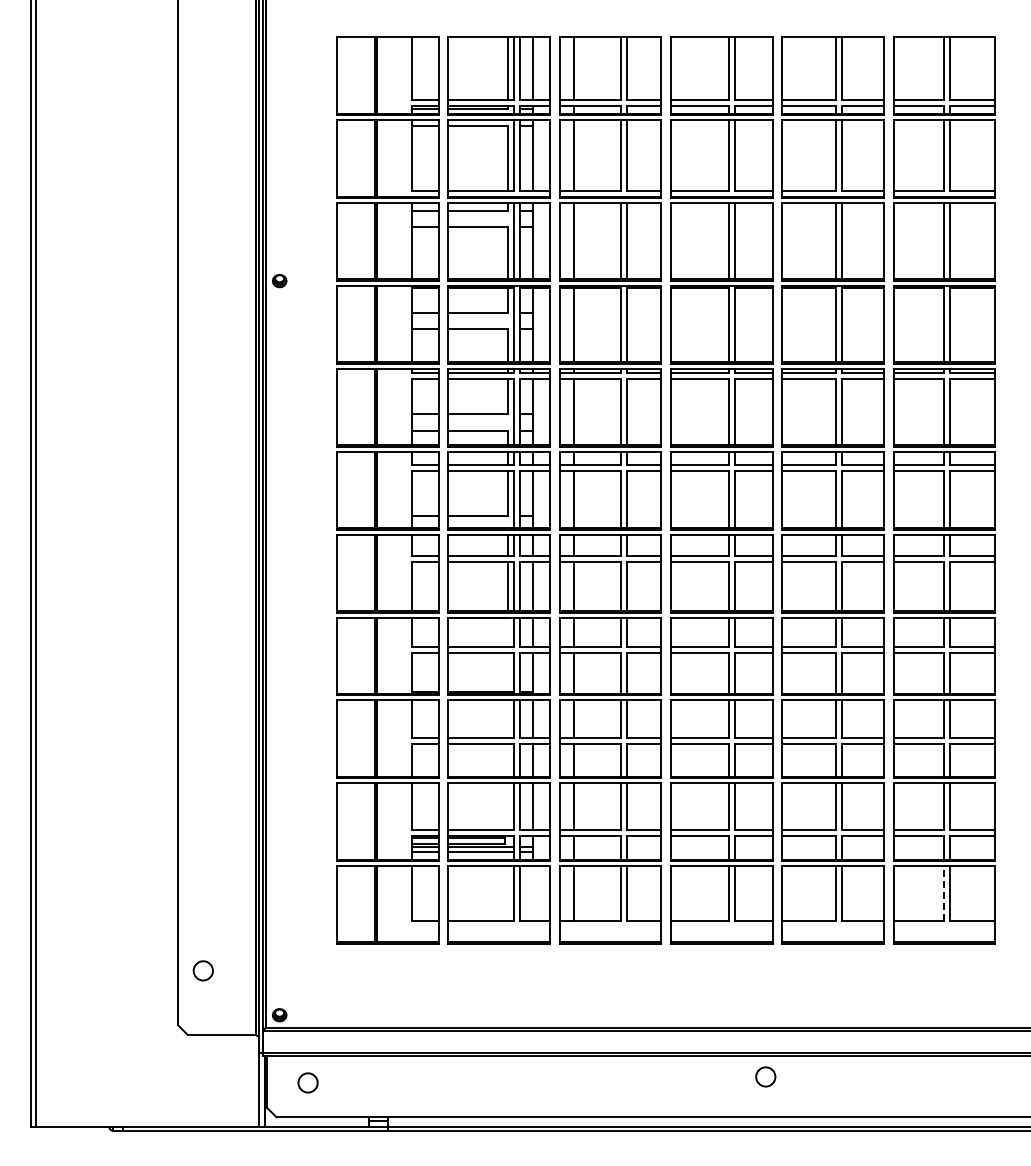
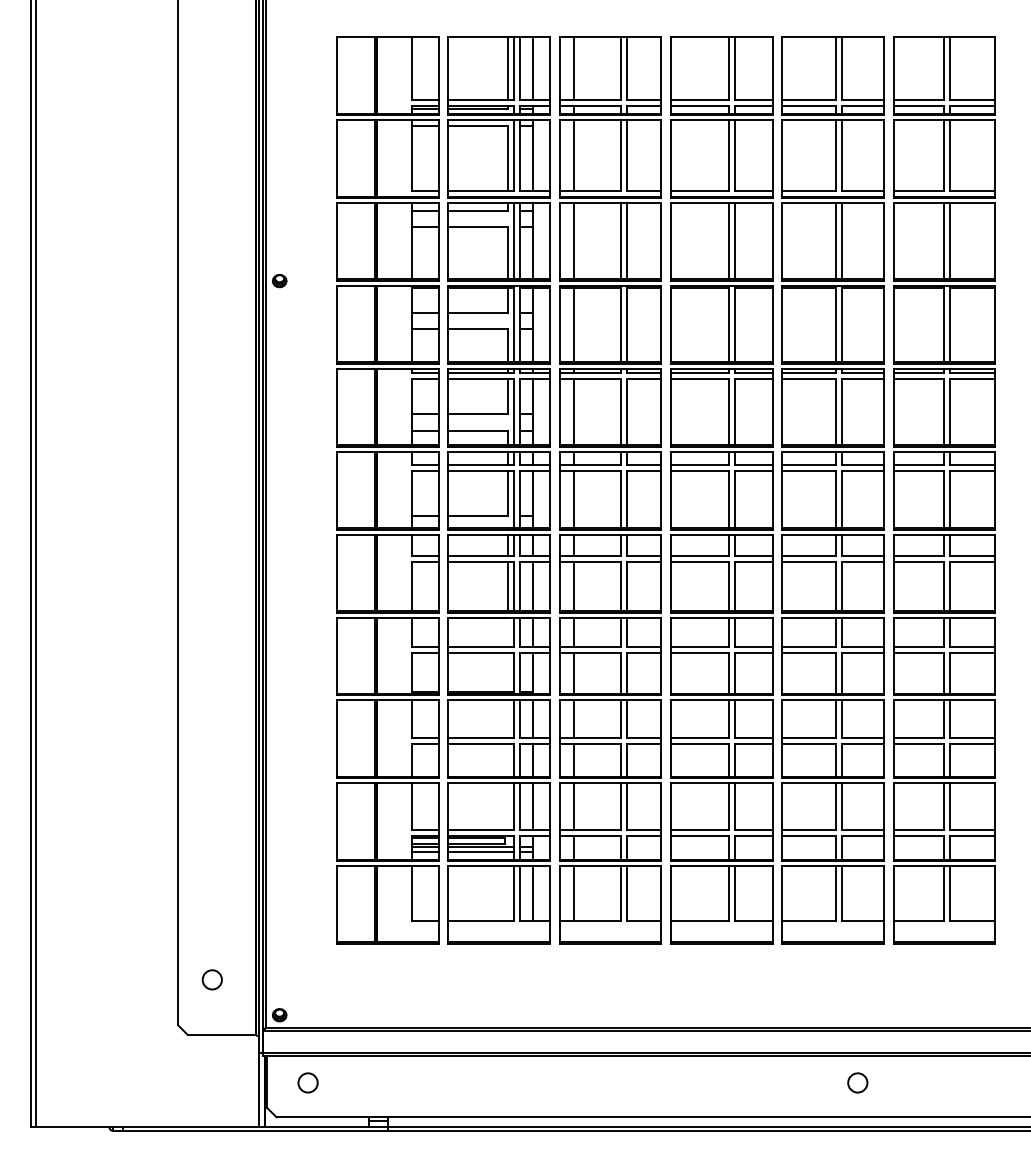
line: none -> present (532, 893)
line: dashed -> solid (943, 893)
circle position: (202, 970) -> (211, 979) (211, 979)
circle position: (765, 1076) -> (857, 1082) (857, 1082)
